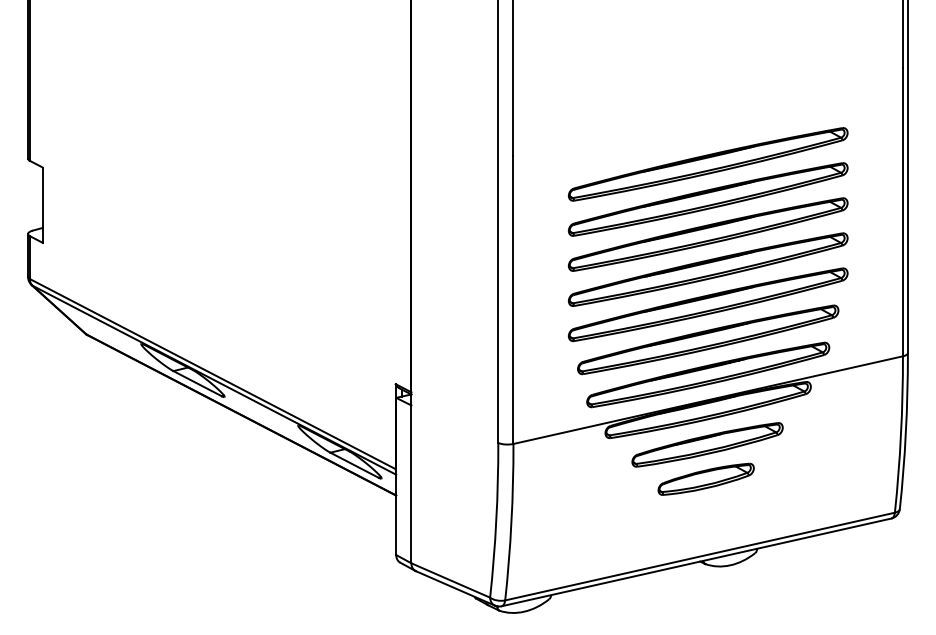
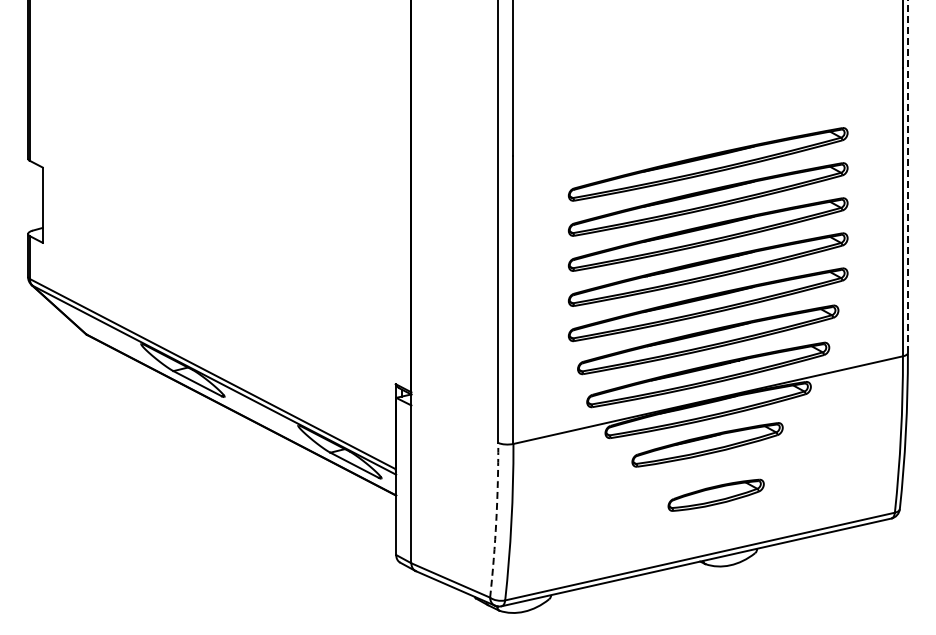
line: solid -> dashed (907, 176)
part position: (705, 478) -> (715, 494) (715, 494)
arc: solid -> dashed (496, 520)
